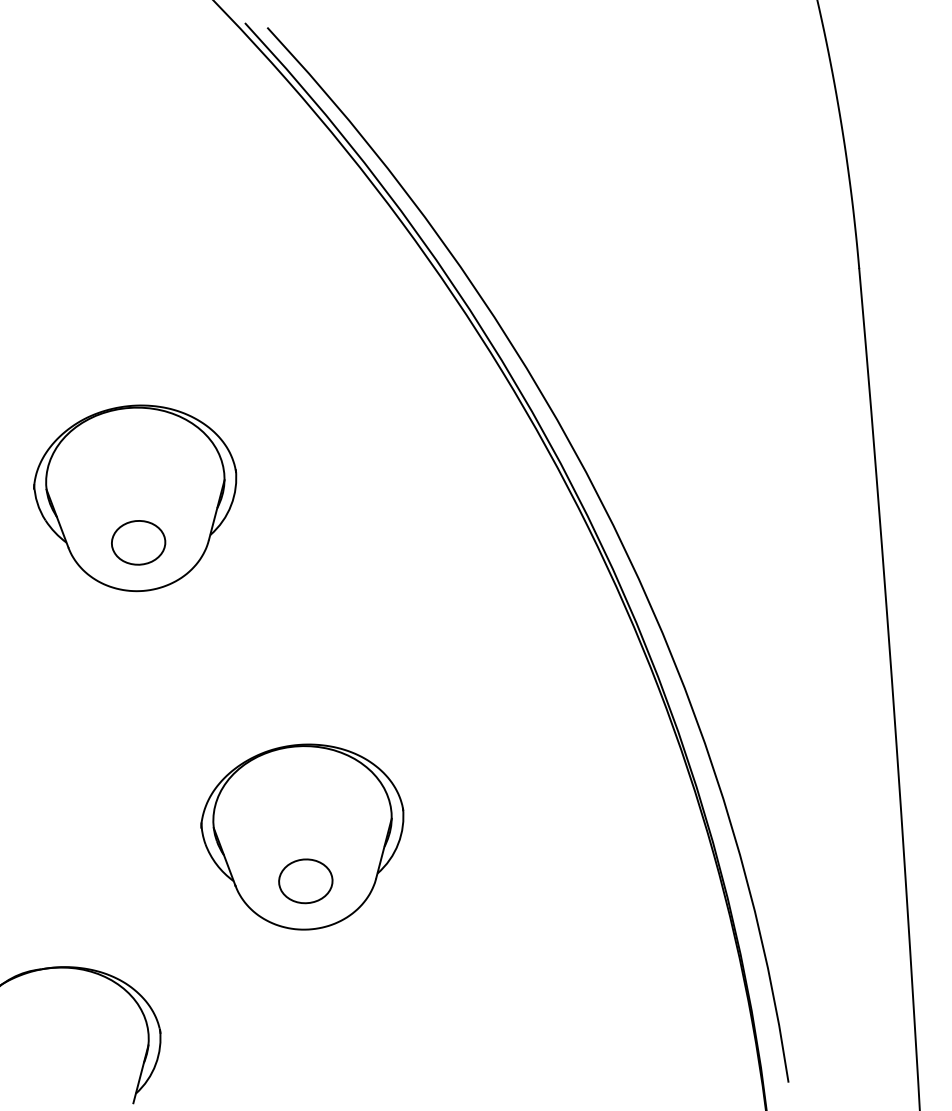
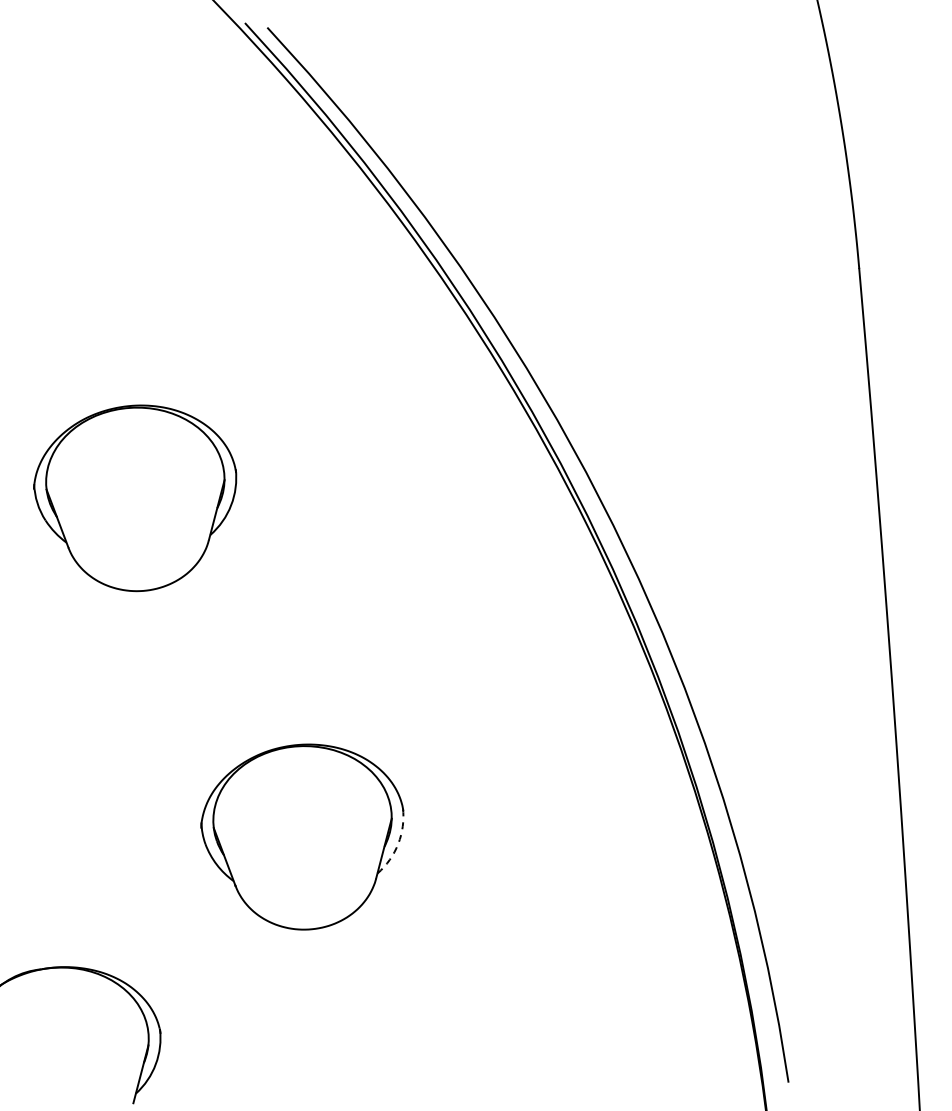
part: present -> none (138, 542)
arc: solid -> dashed (398, 843)
part: present -> none (305, 881)
